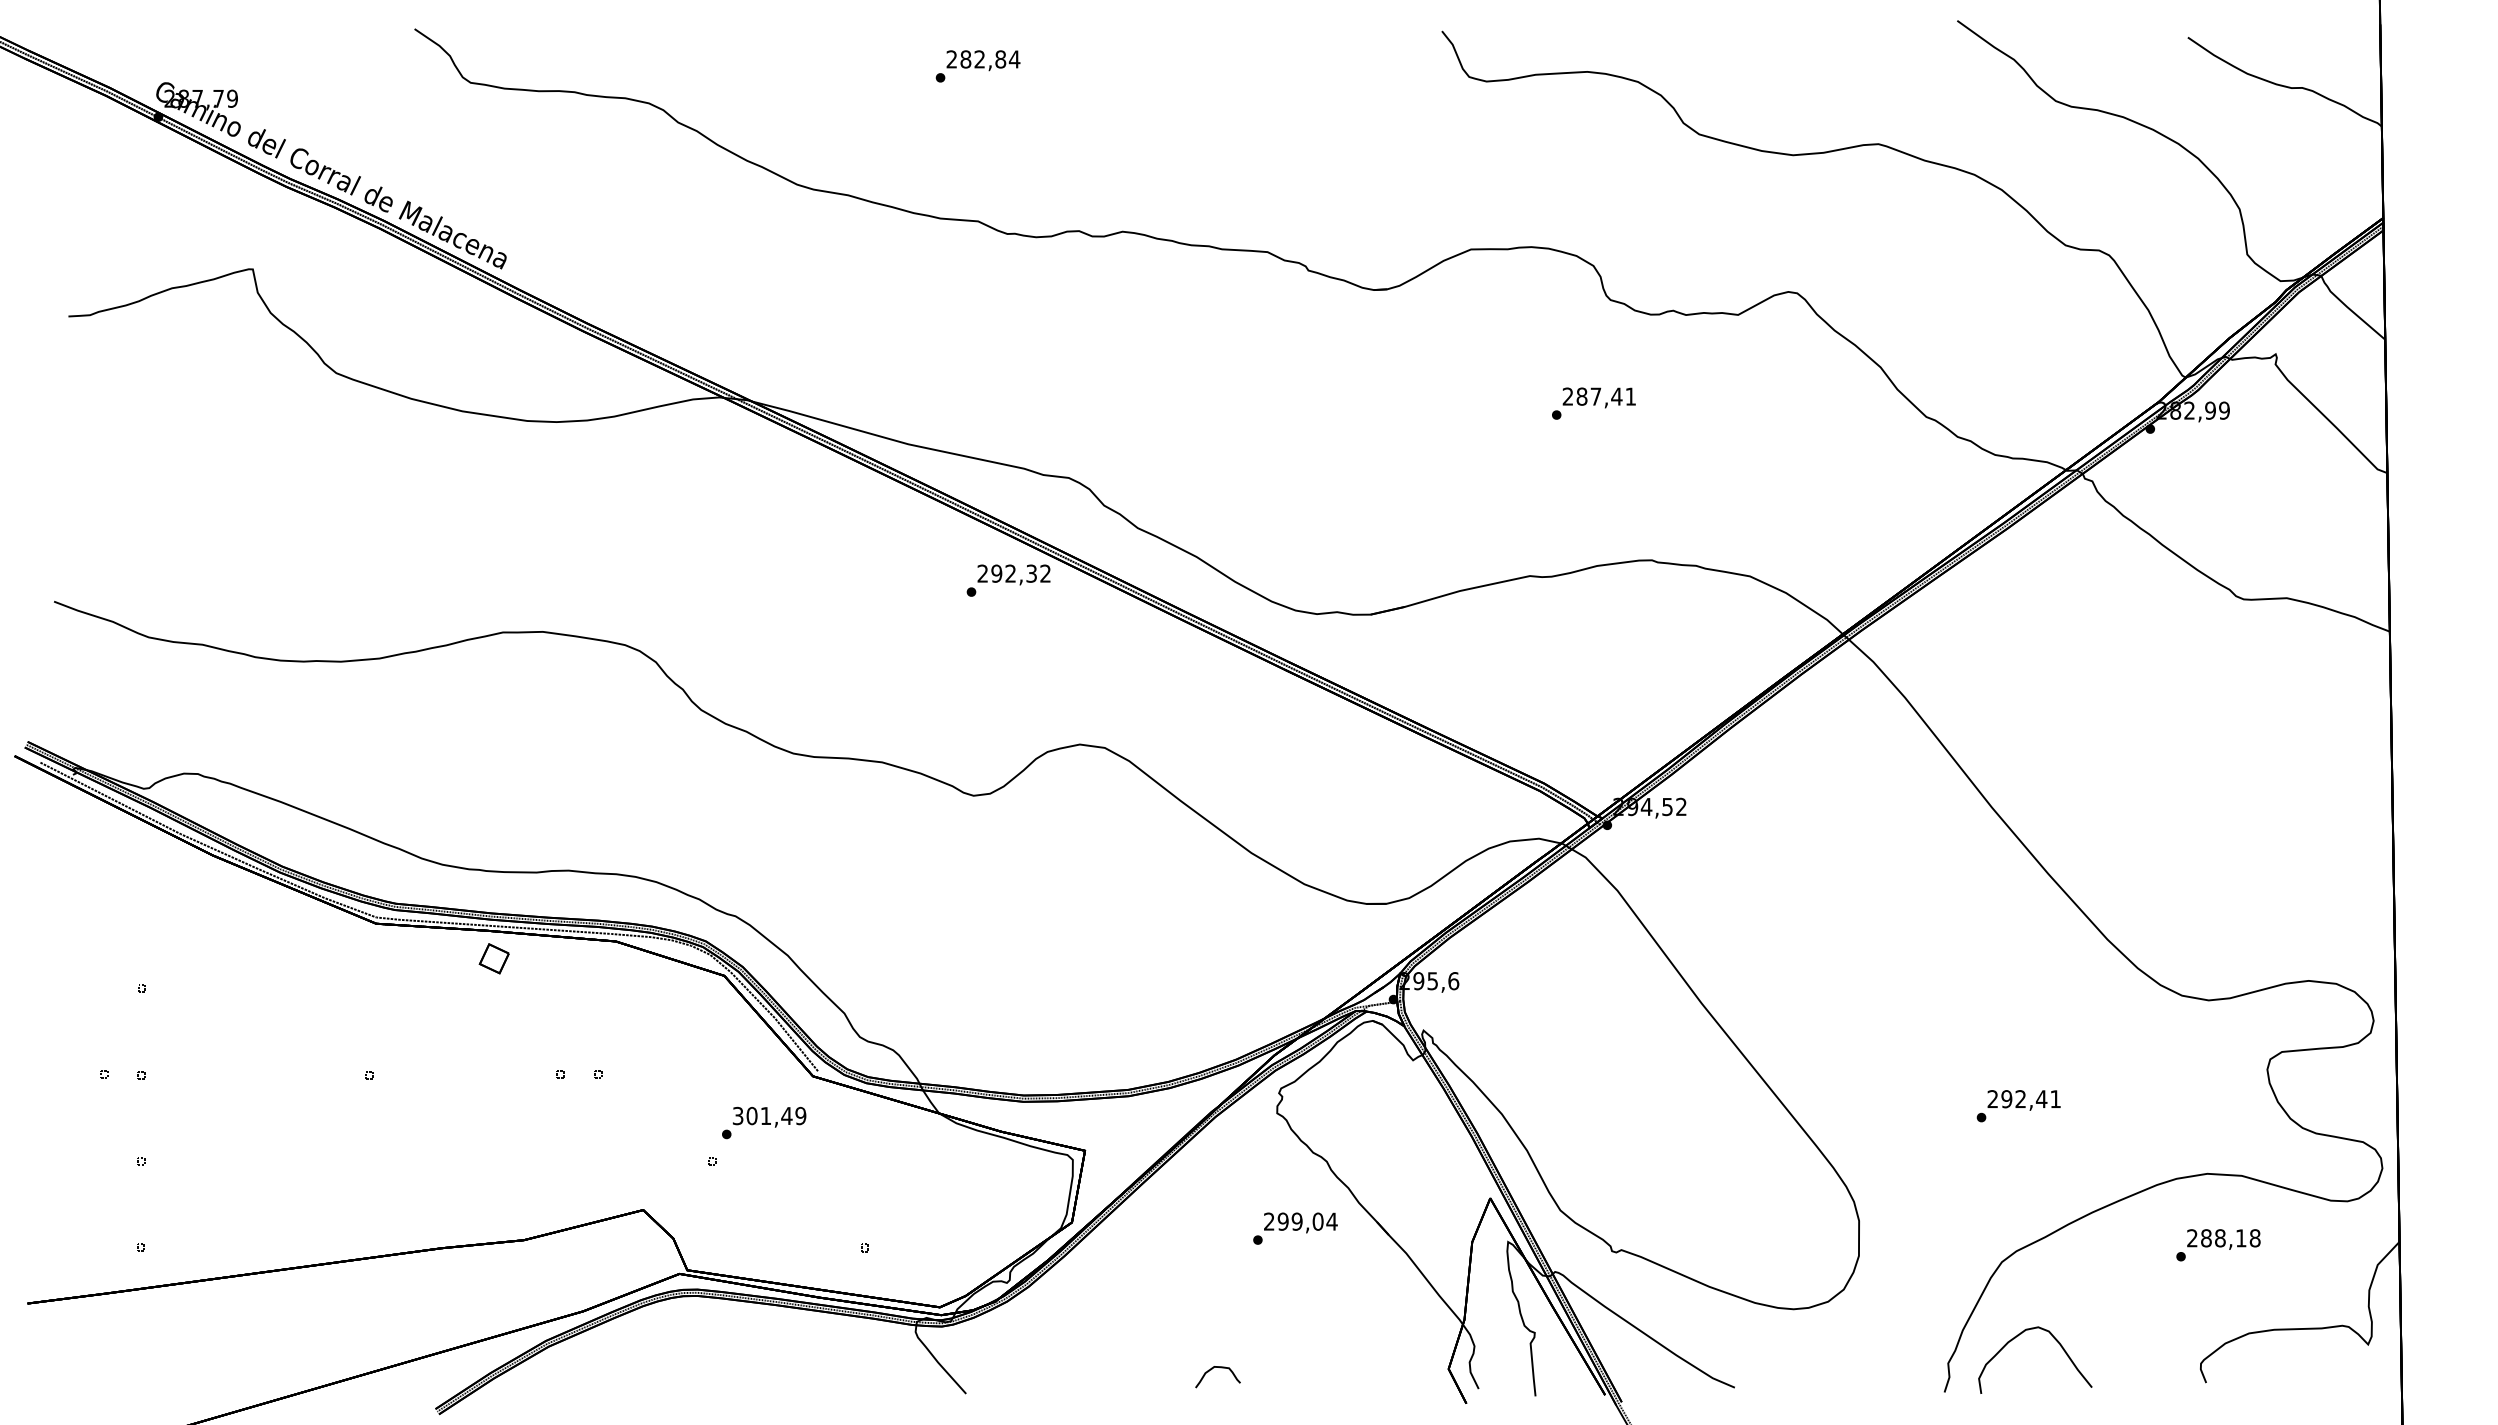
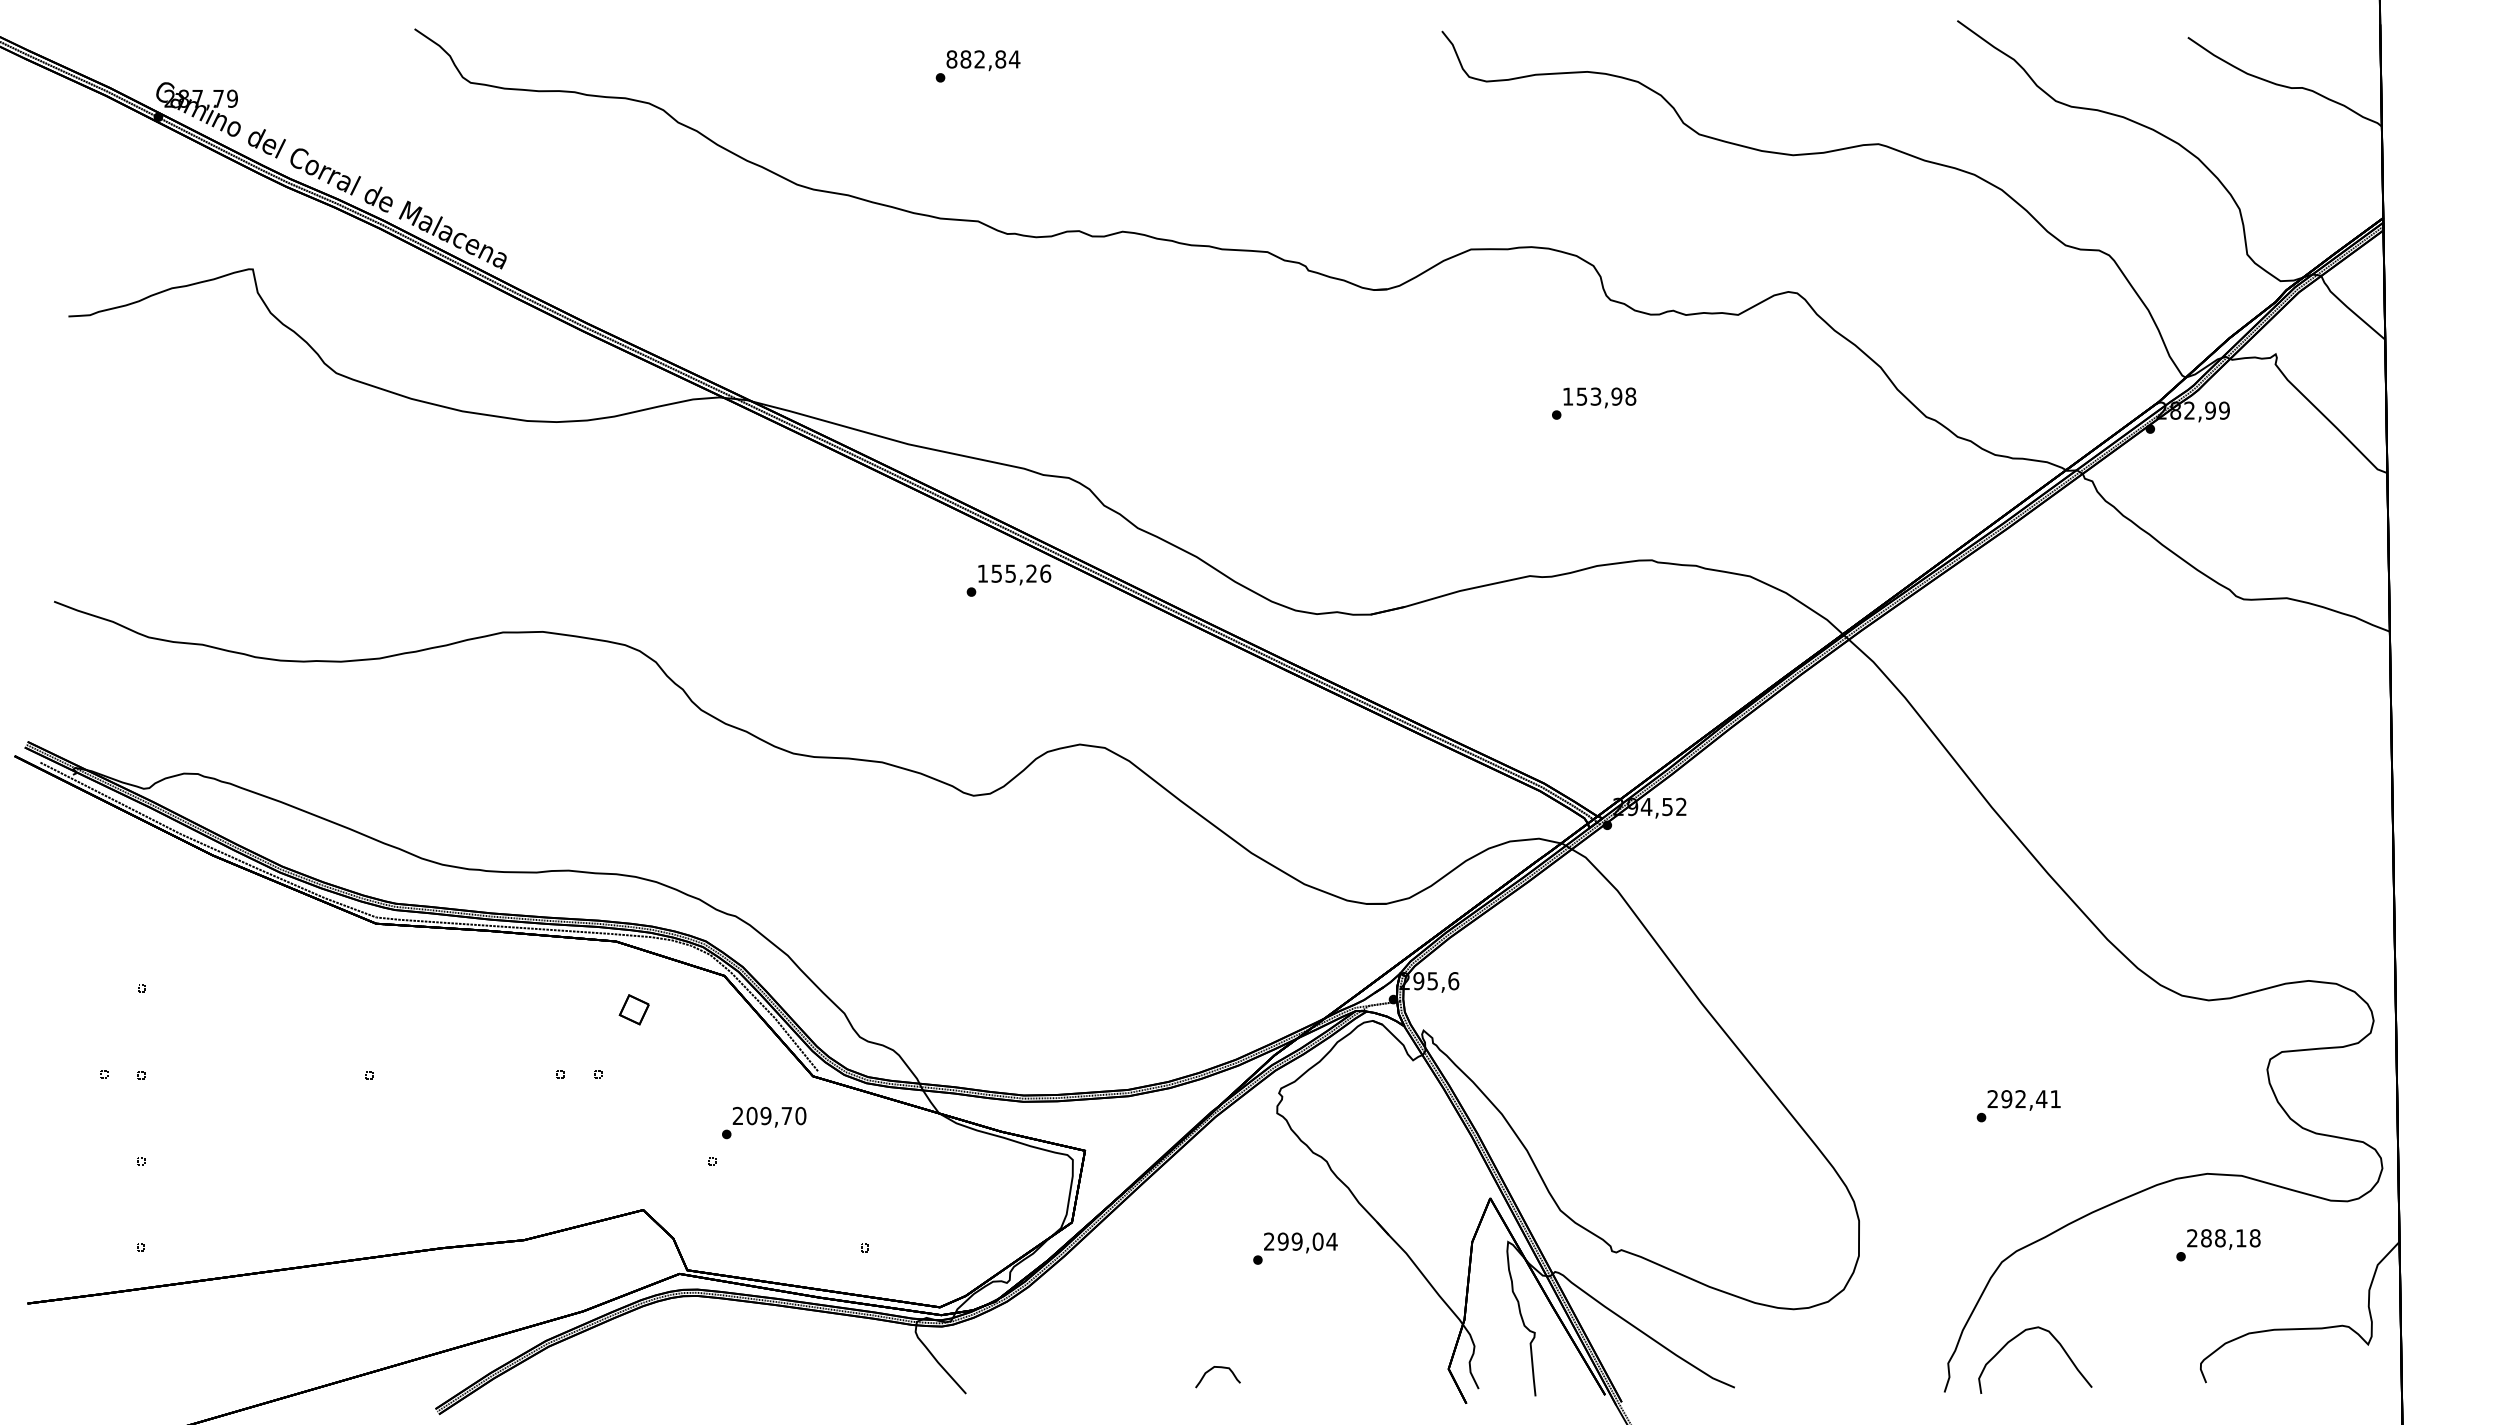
text: 282,84 -> 882,84 (951, 59)
text: 287,41 -> 153,98 (1599, 396)
text: 292,32 -> 155,26 (1014, 573)
part position: (493, 958) -> (633, 1009) (633, 1009)
text: 301,49 -> 209,70 (769, 1115)
text position: (1295, 1228) -> (1295, 1248) (1295, 1248)
